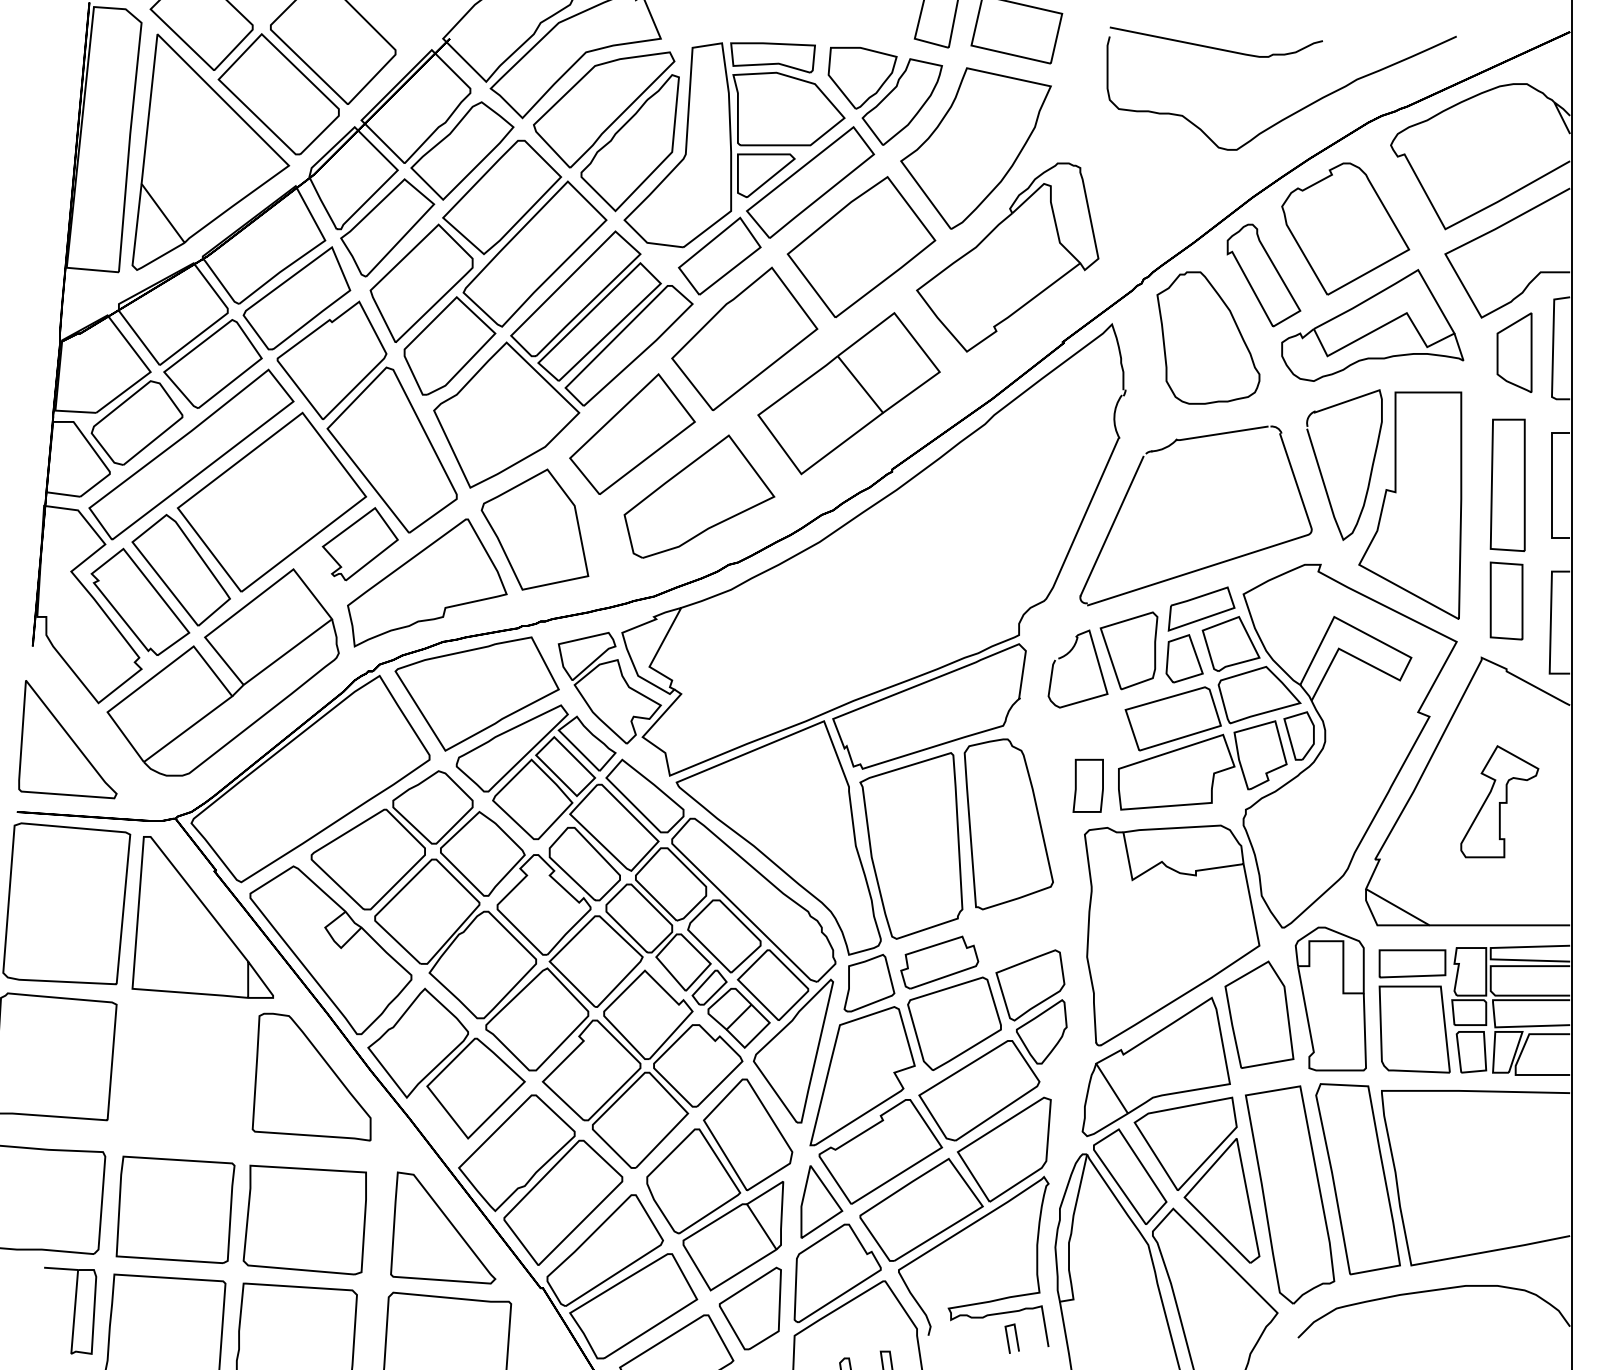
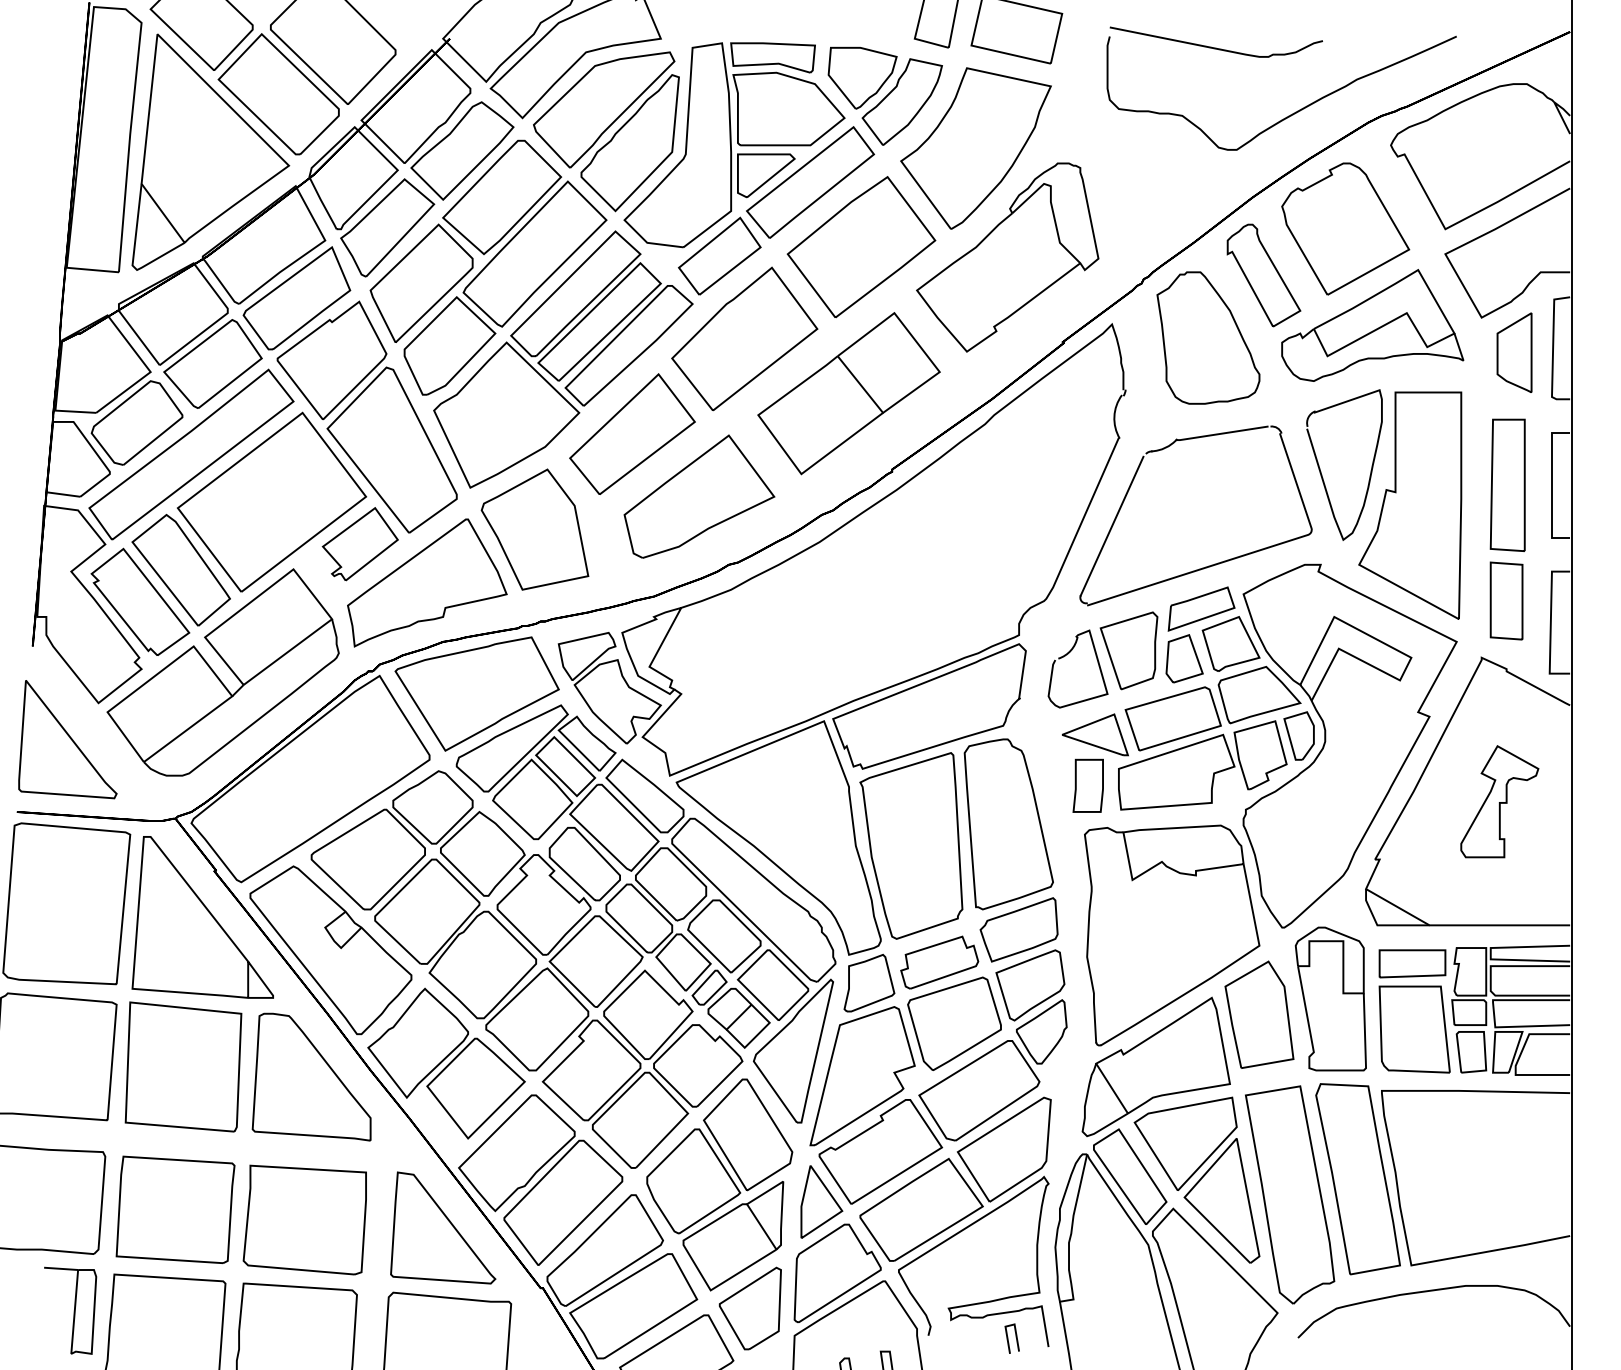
part: none -> present (1094, 734)
part: none -> present (1018, 929)
part: none -> present (183, 1066)
